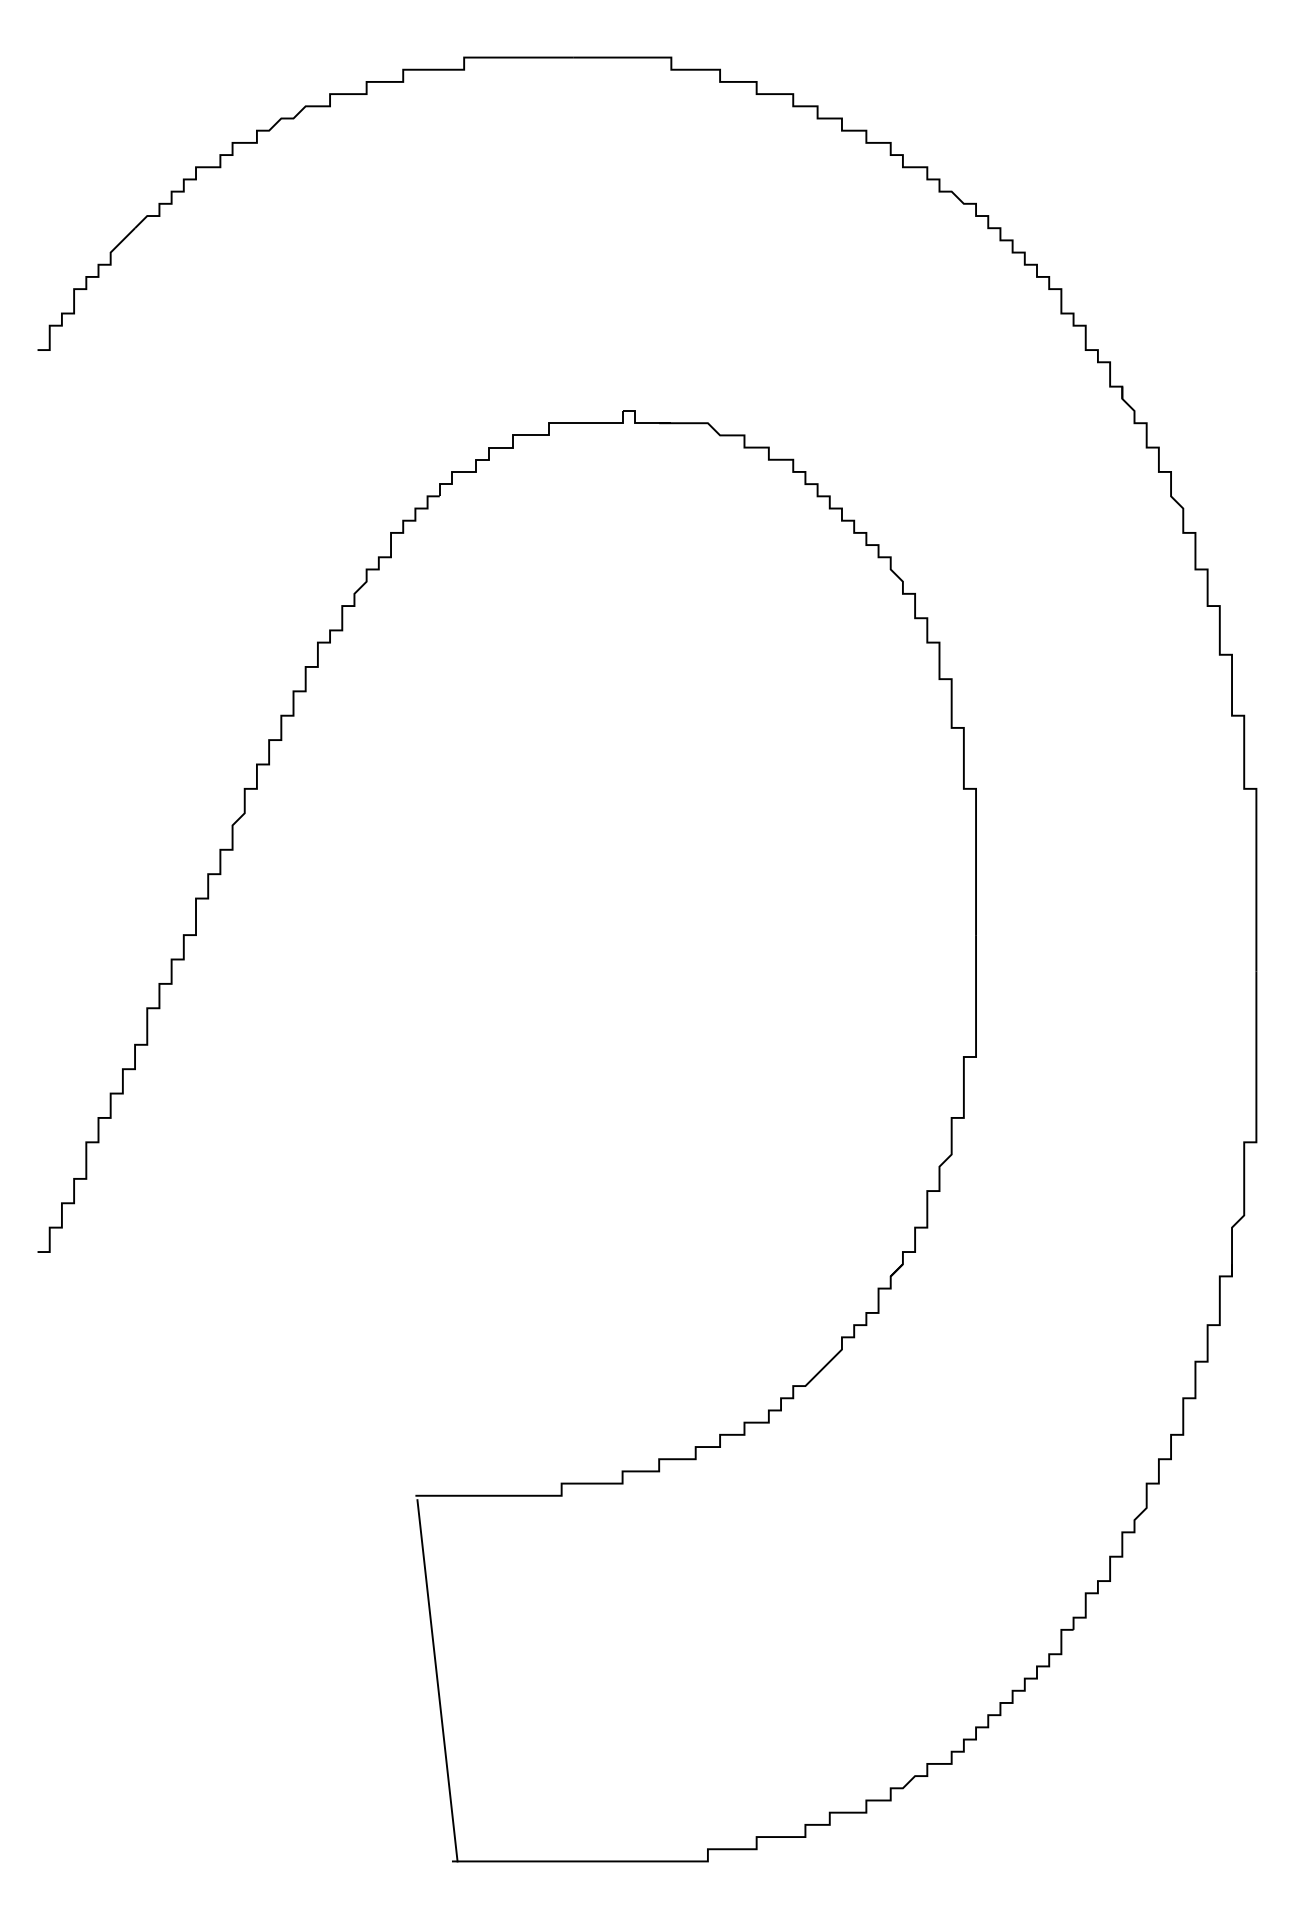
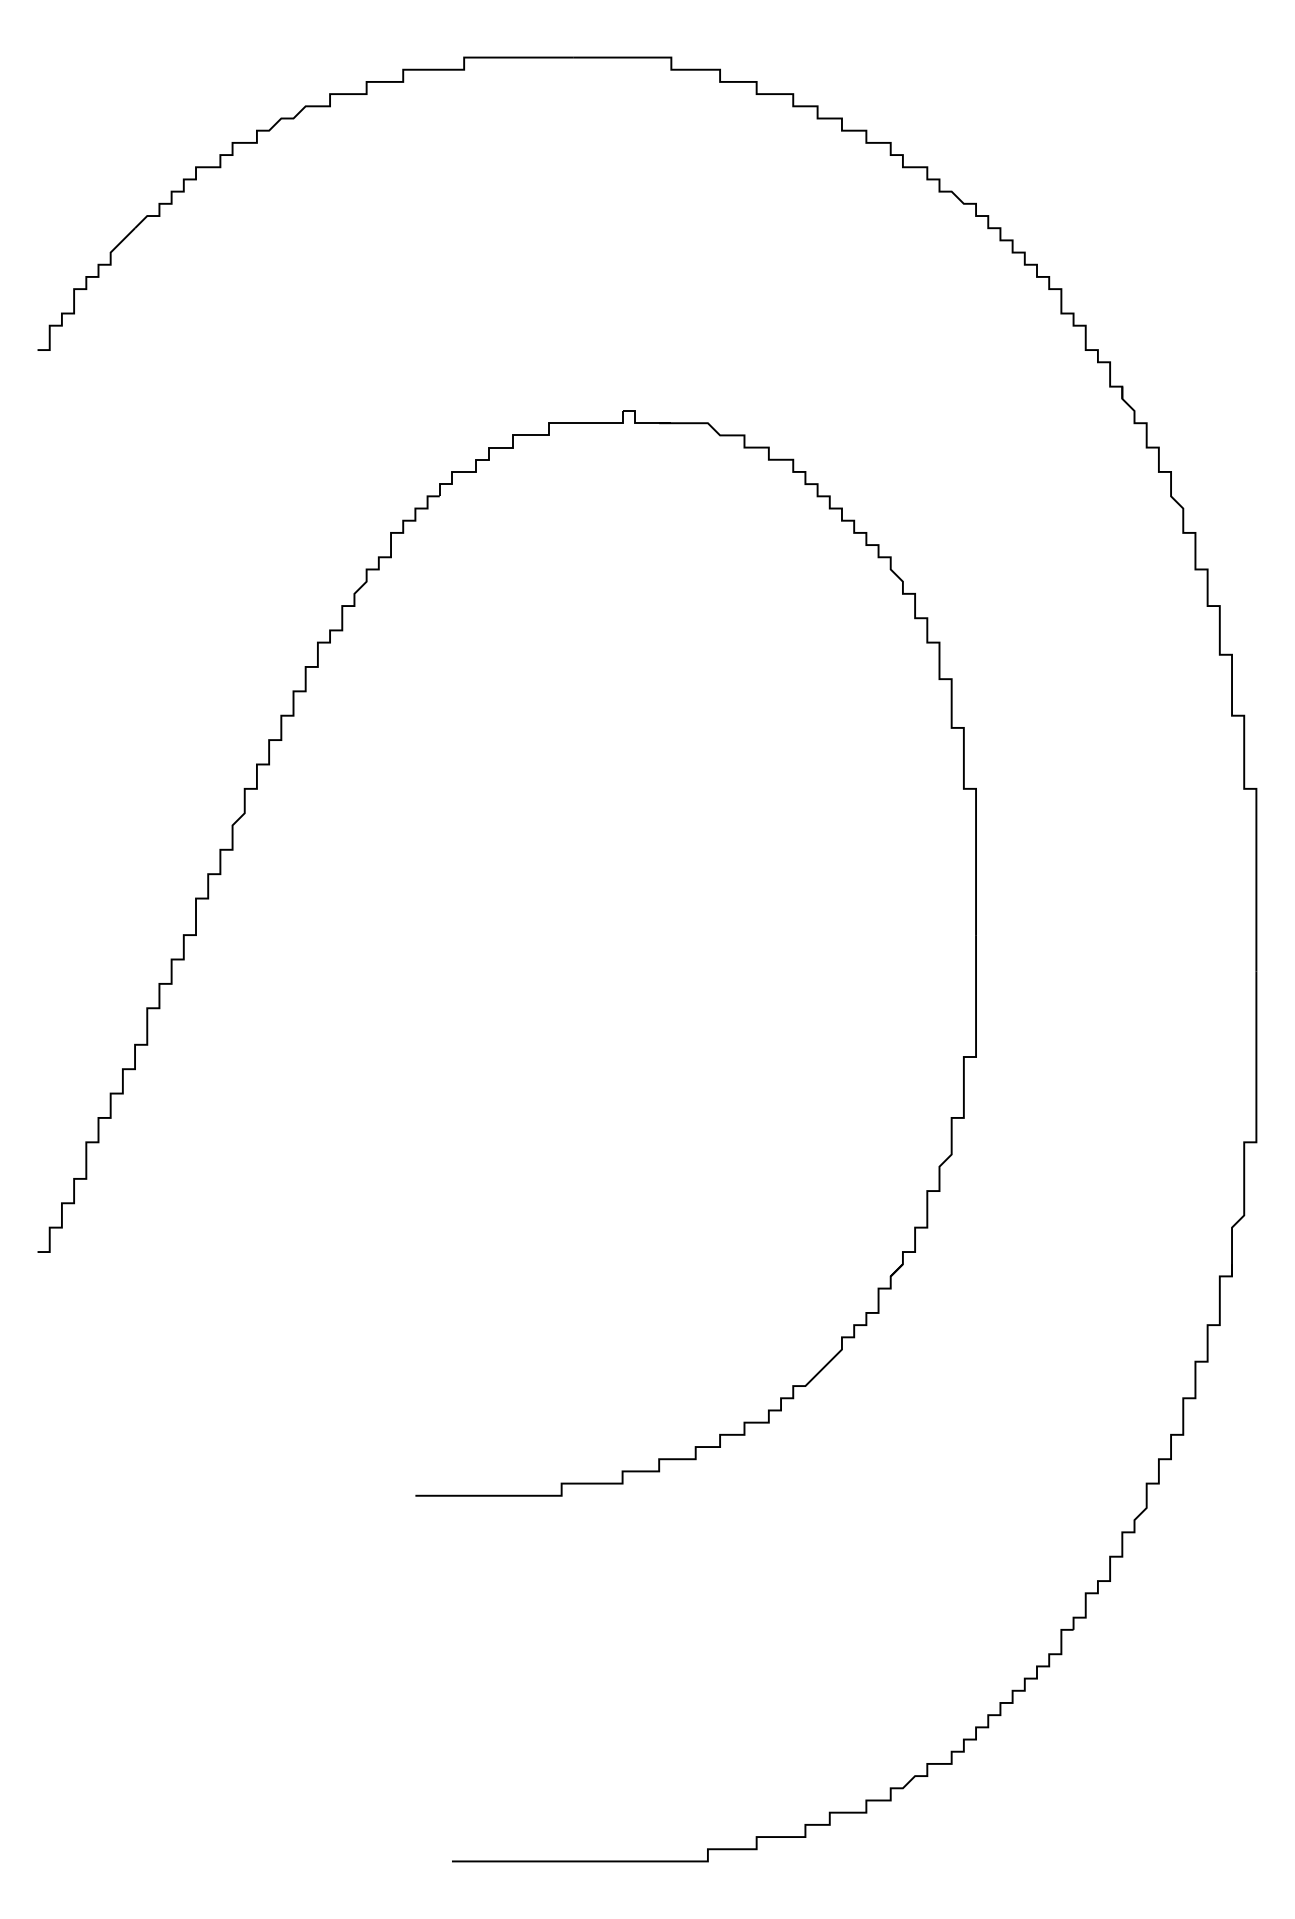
line: present -> none (437, 1680)
